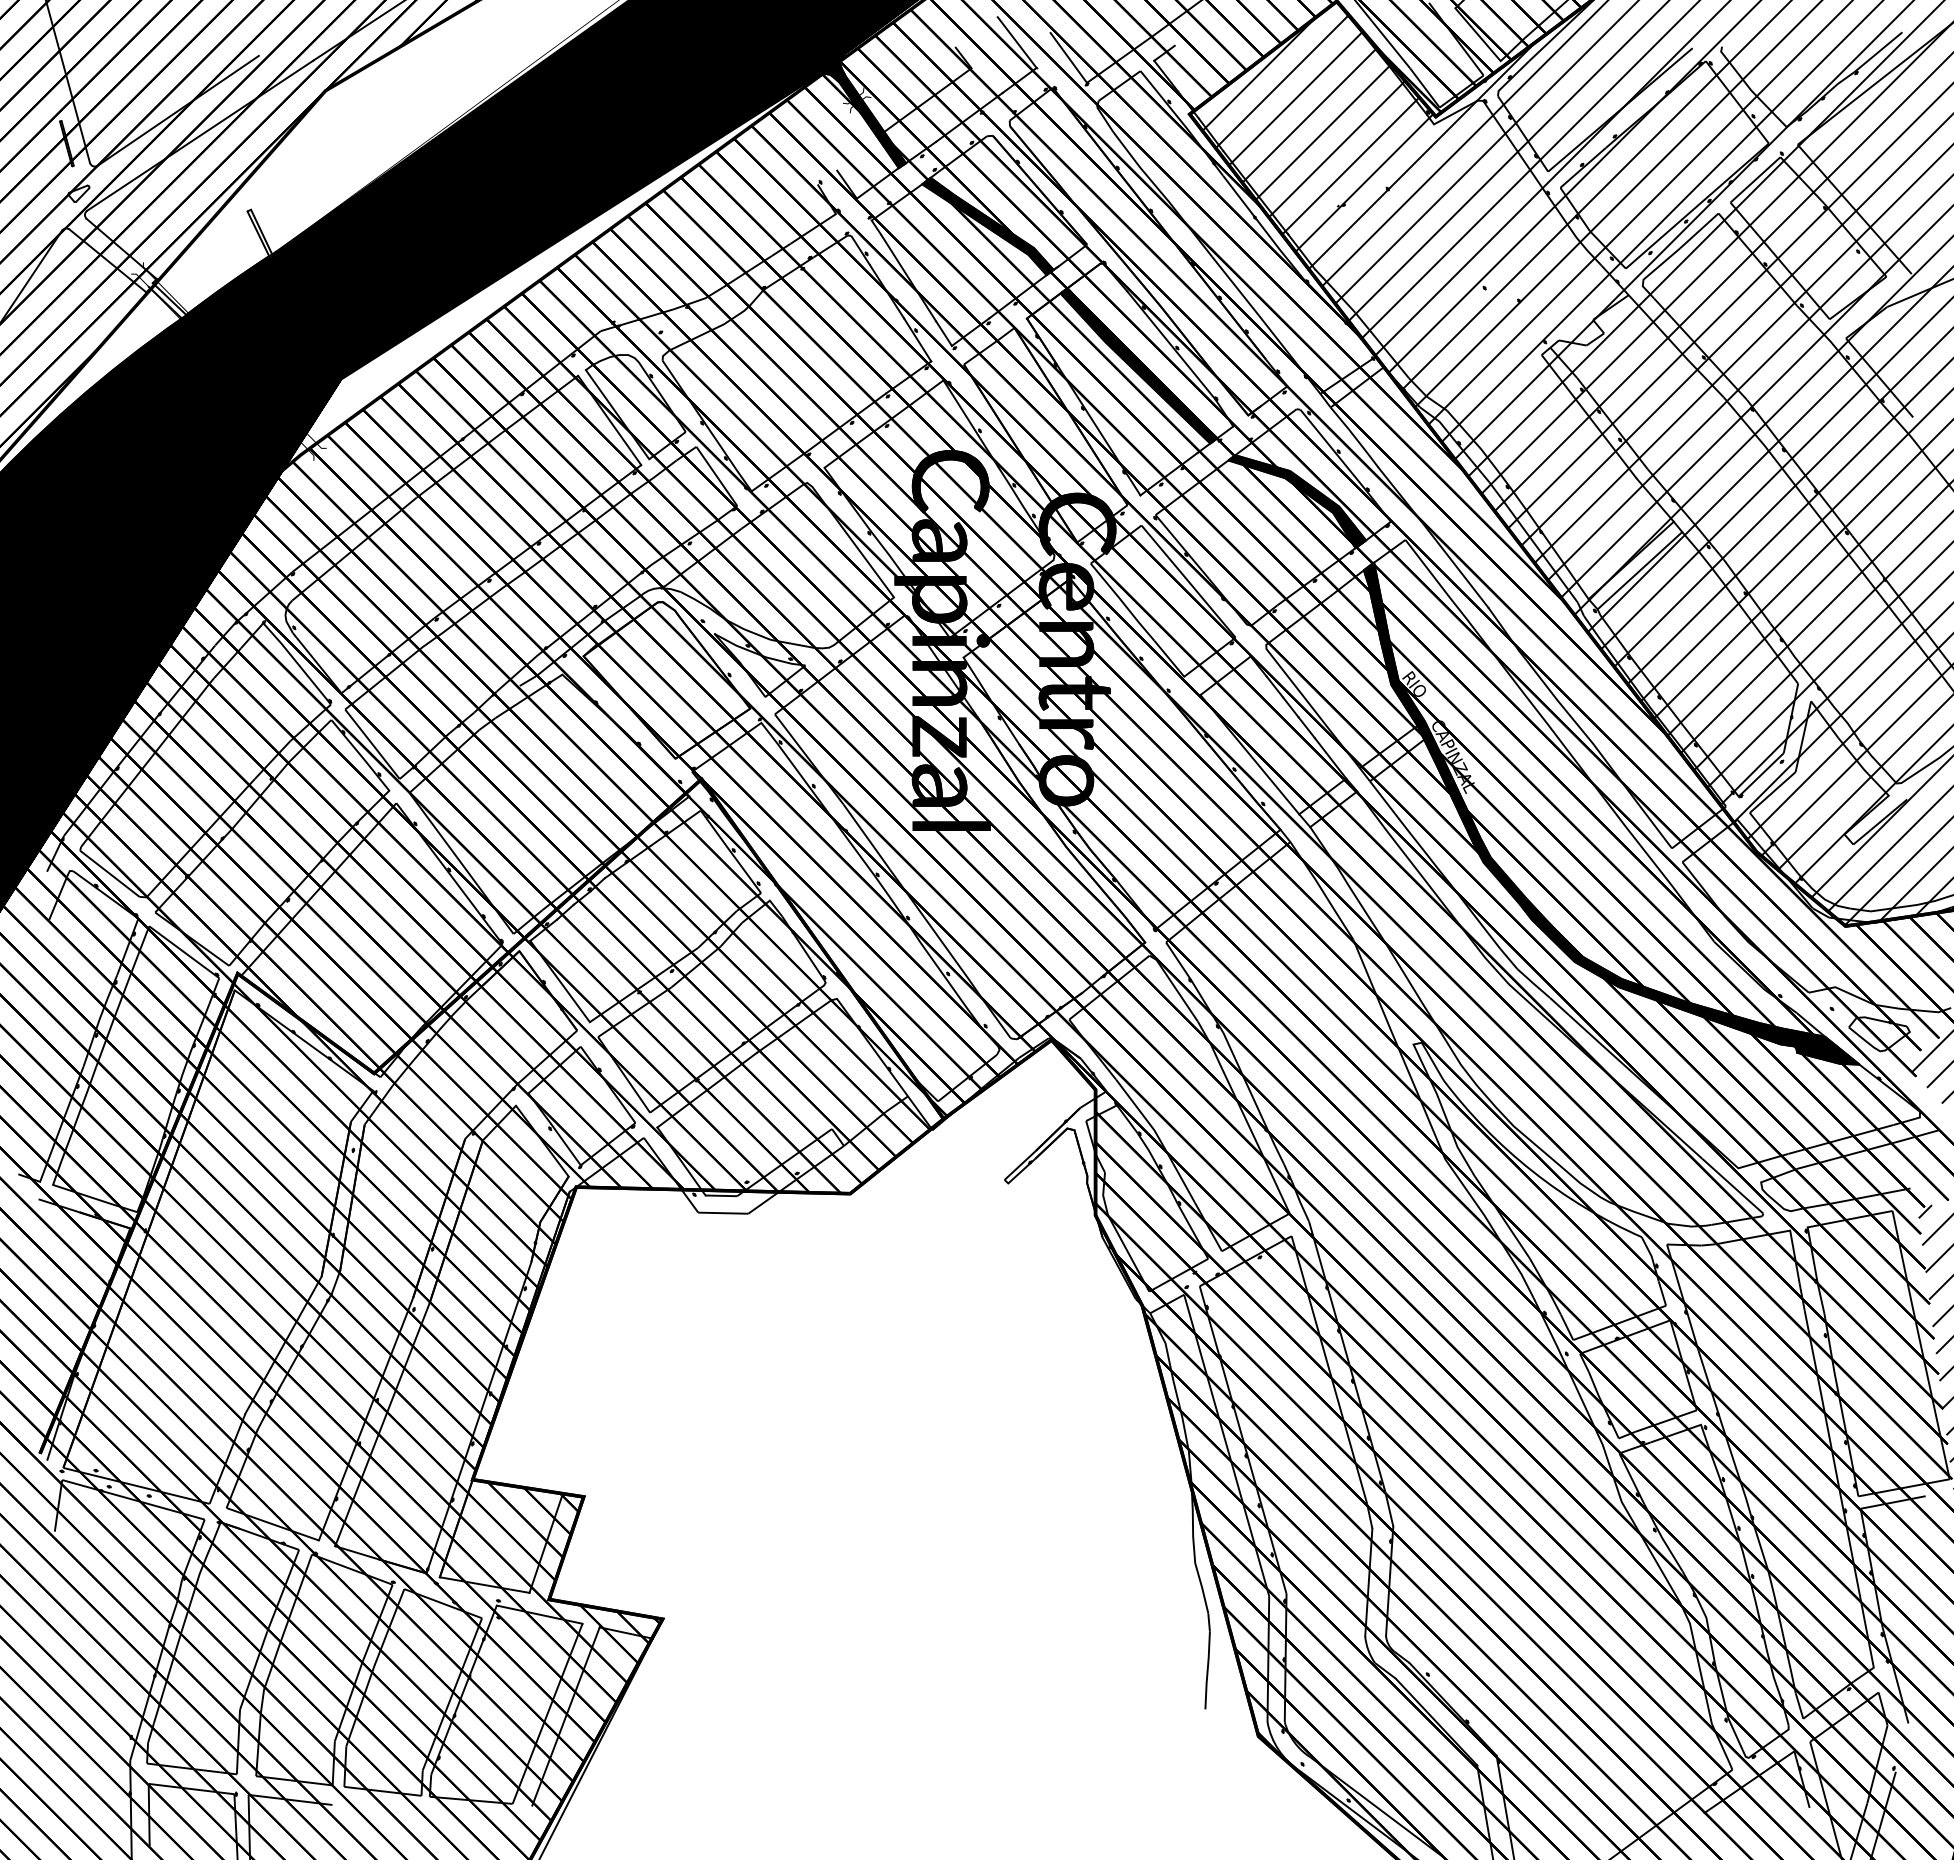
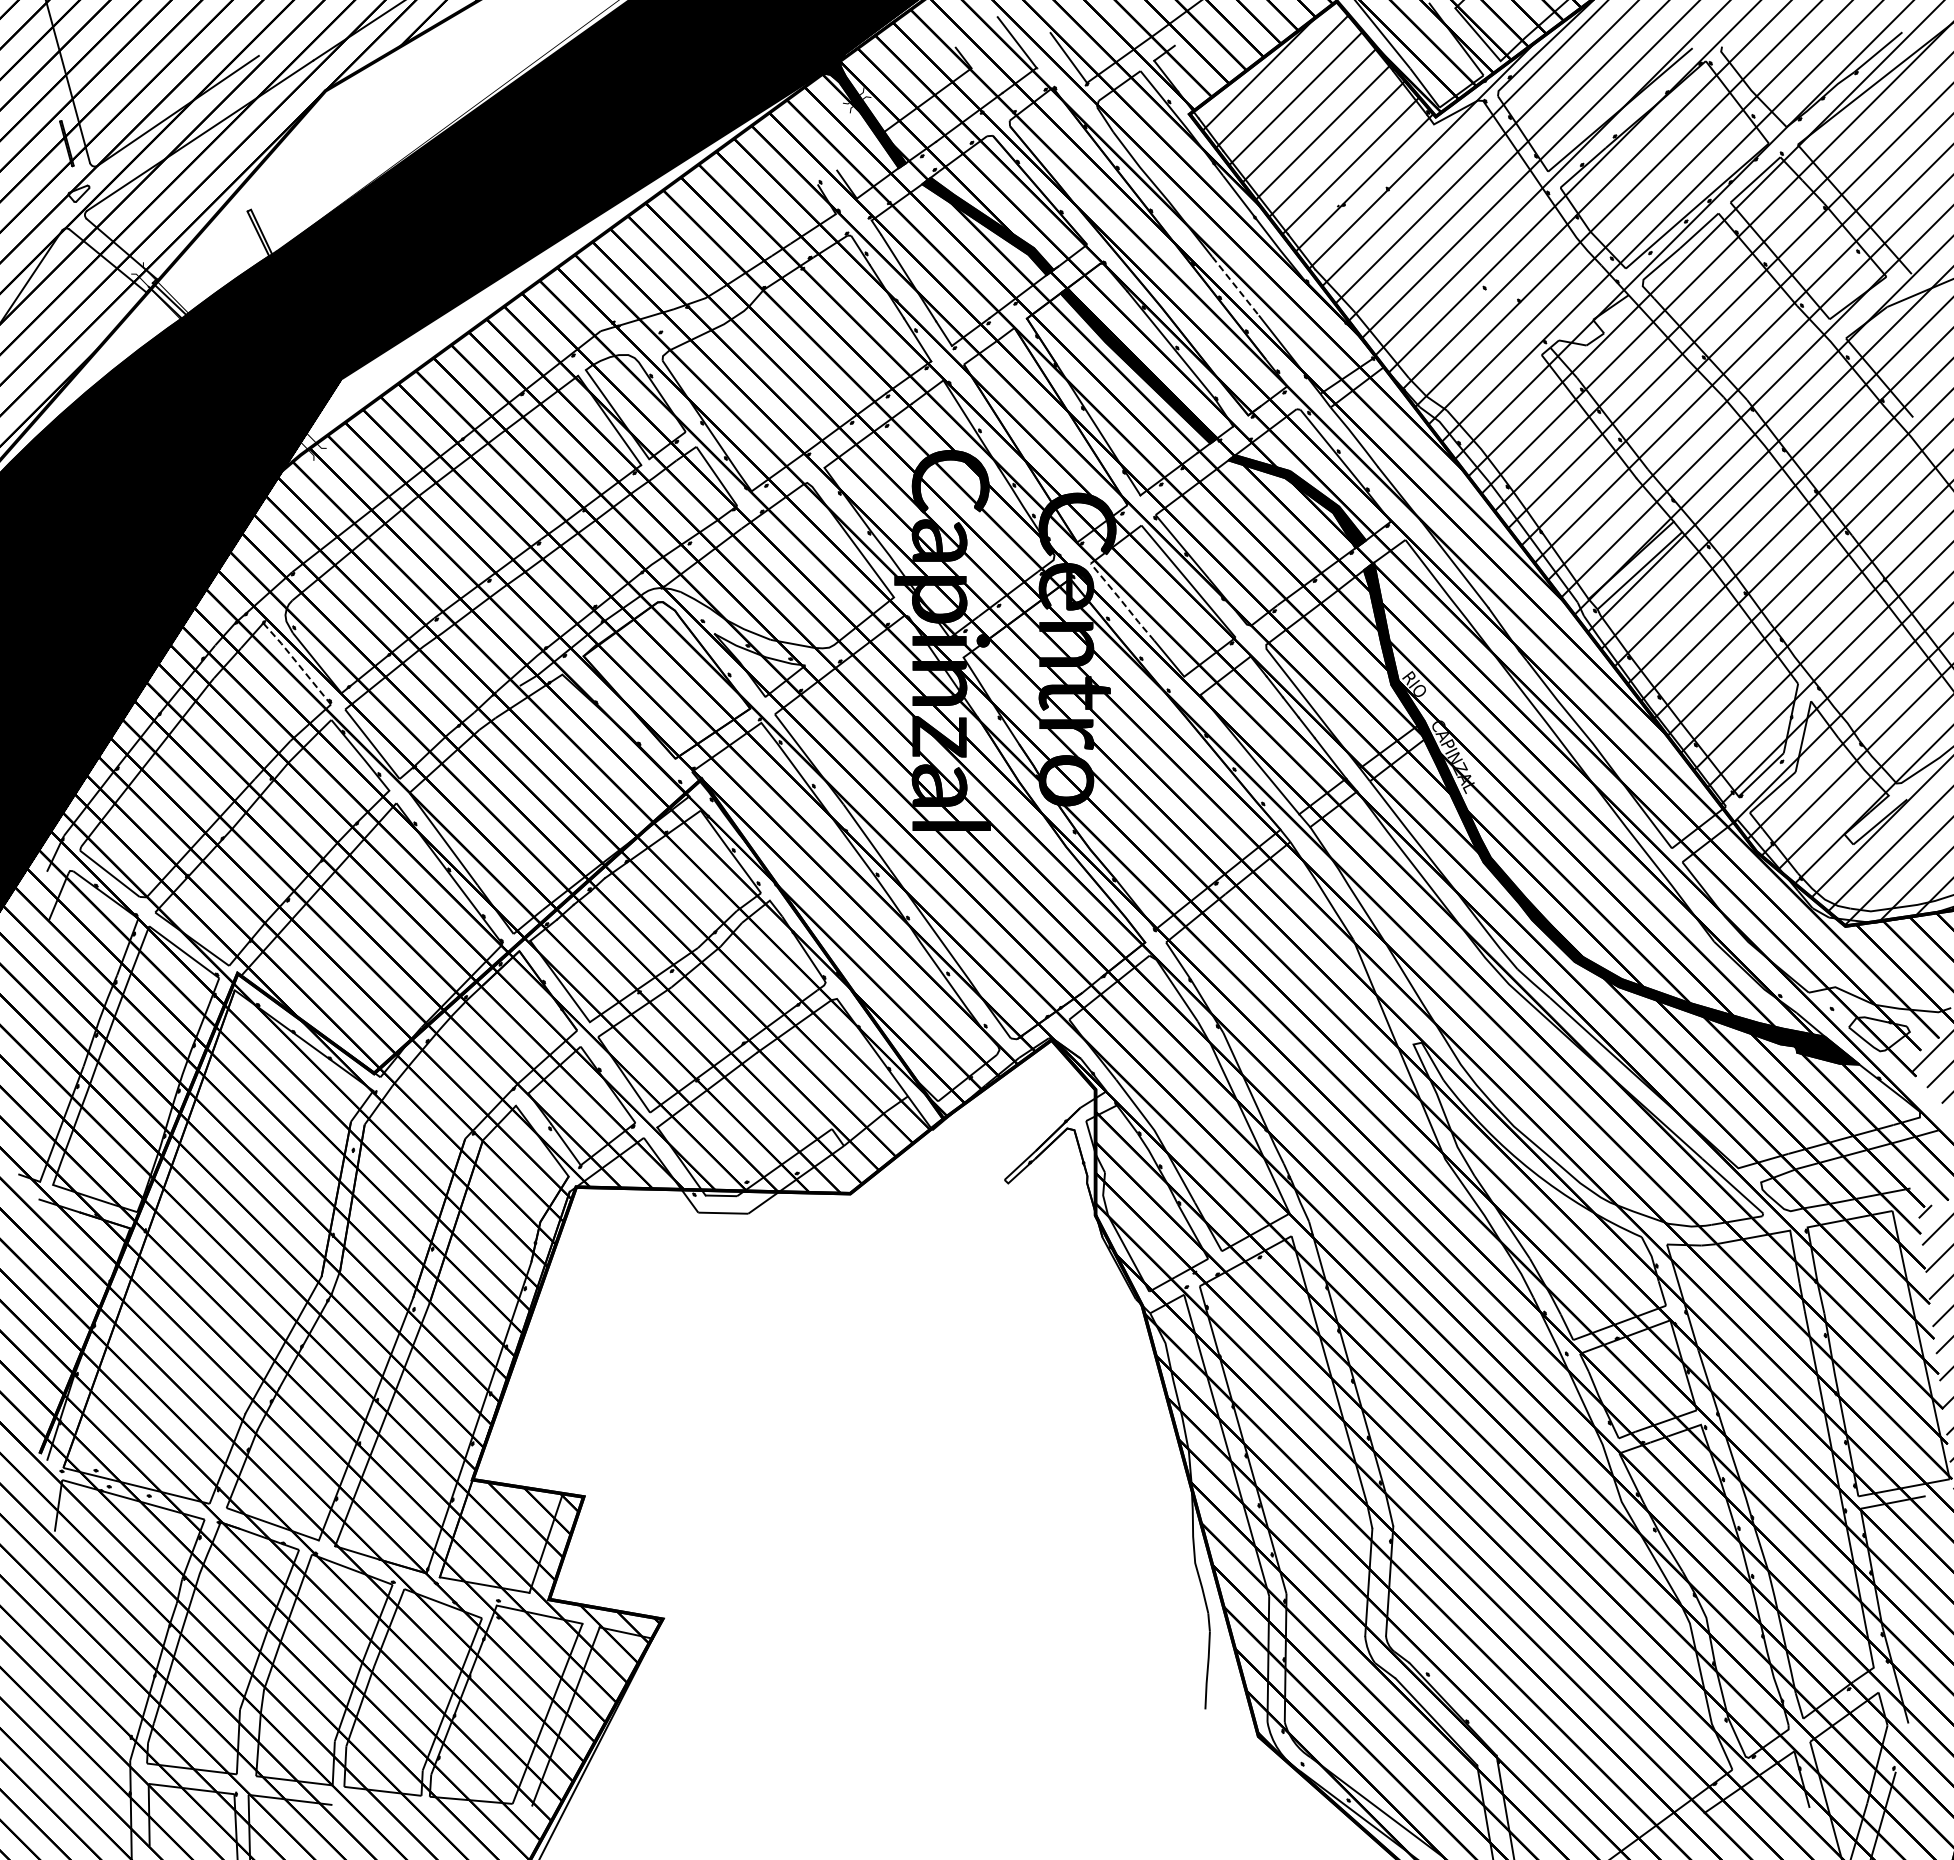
line: solid -> dashed (1235, 286)
line: solid -> dashed (1122, 602)
line: solid -> dashed (297, 662)
